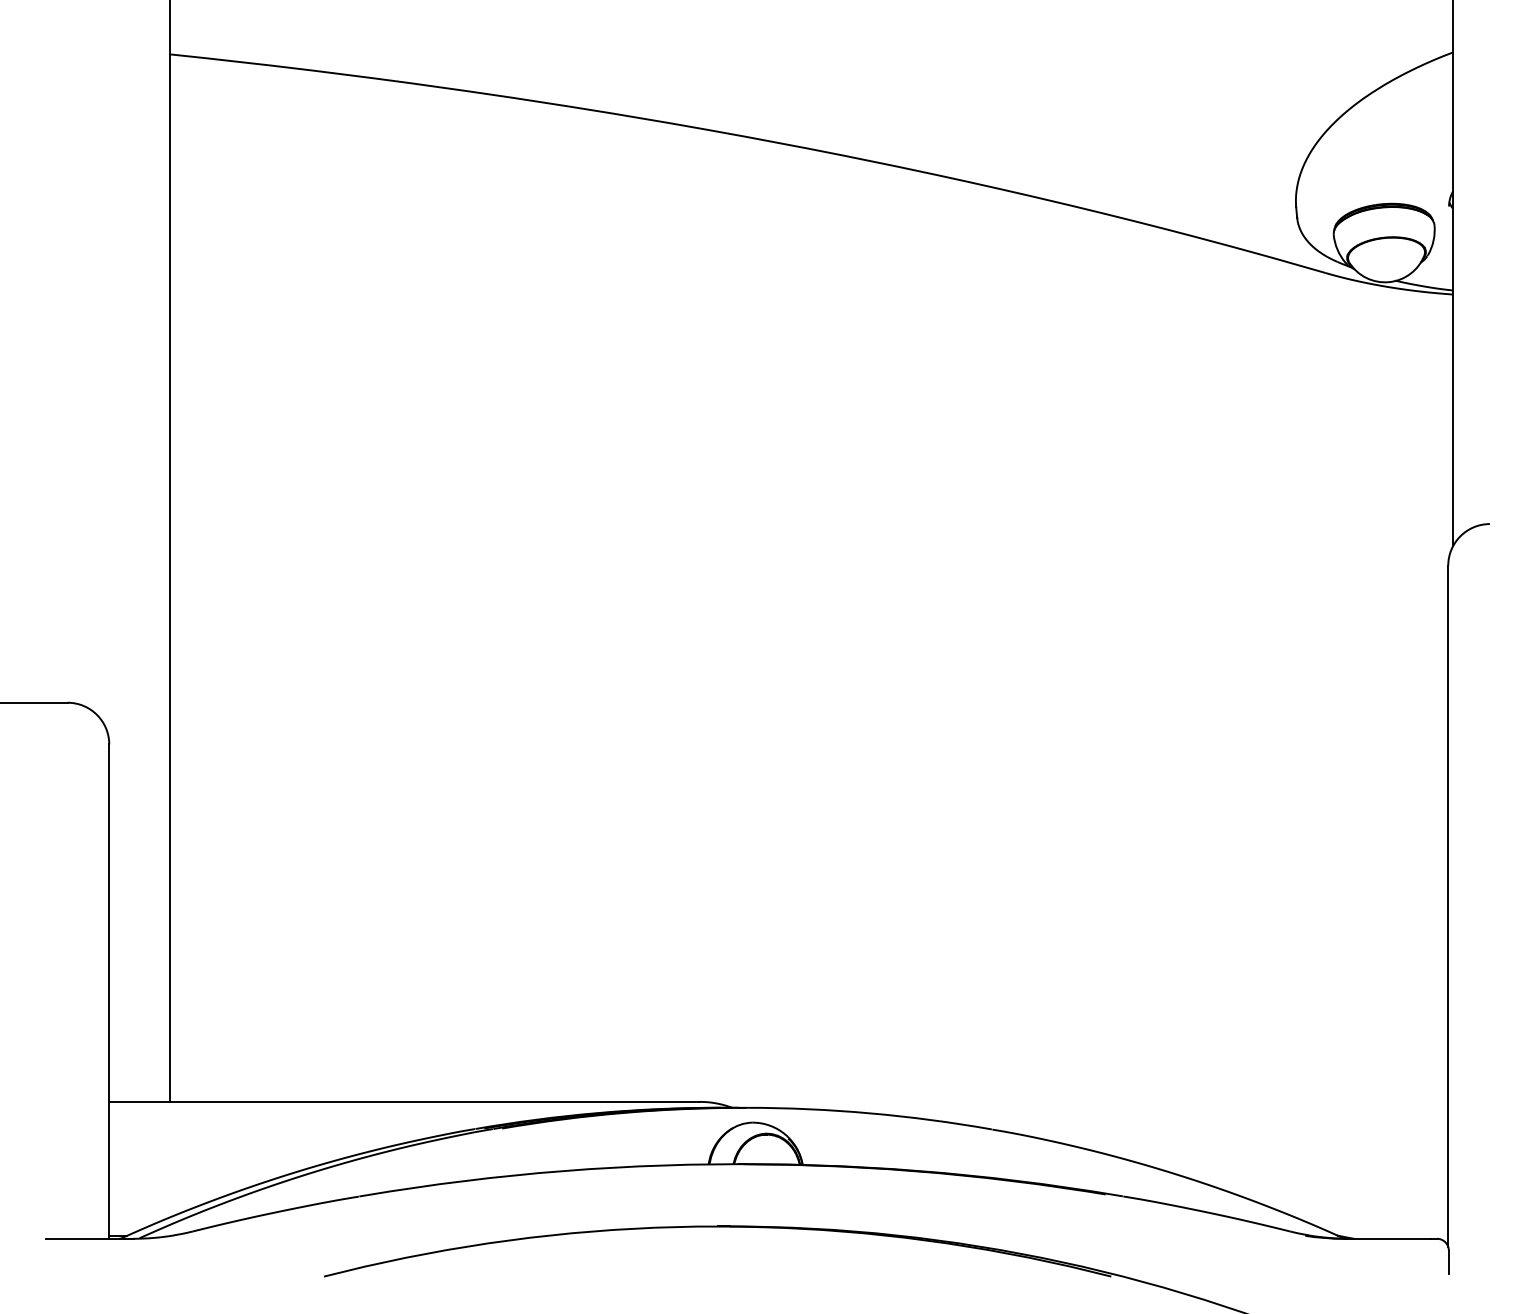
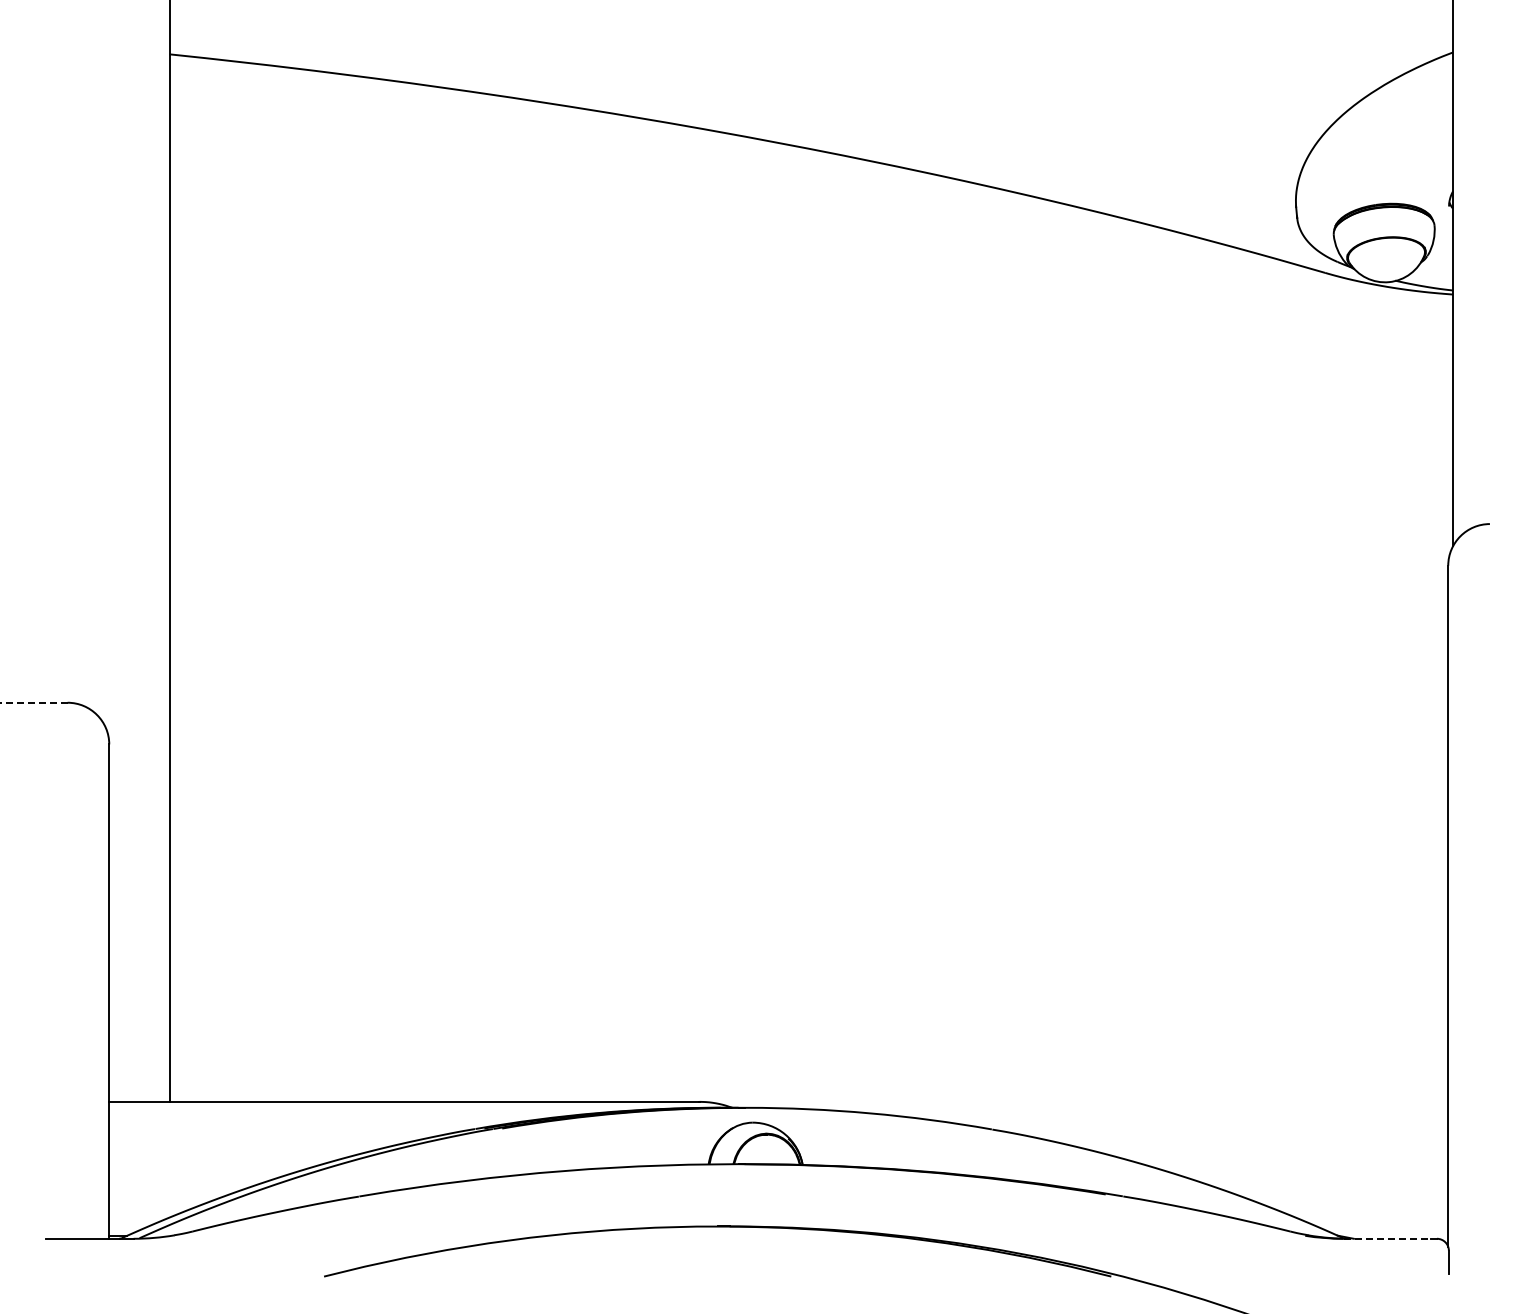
line: solid -> dashed (33, 702)
line: solid -> dashed (1387, 1238)
